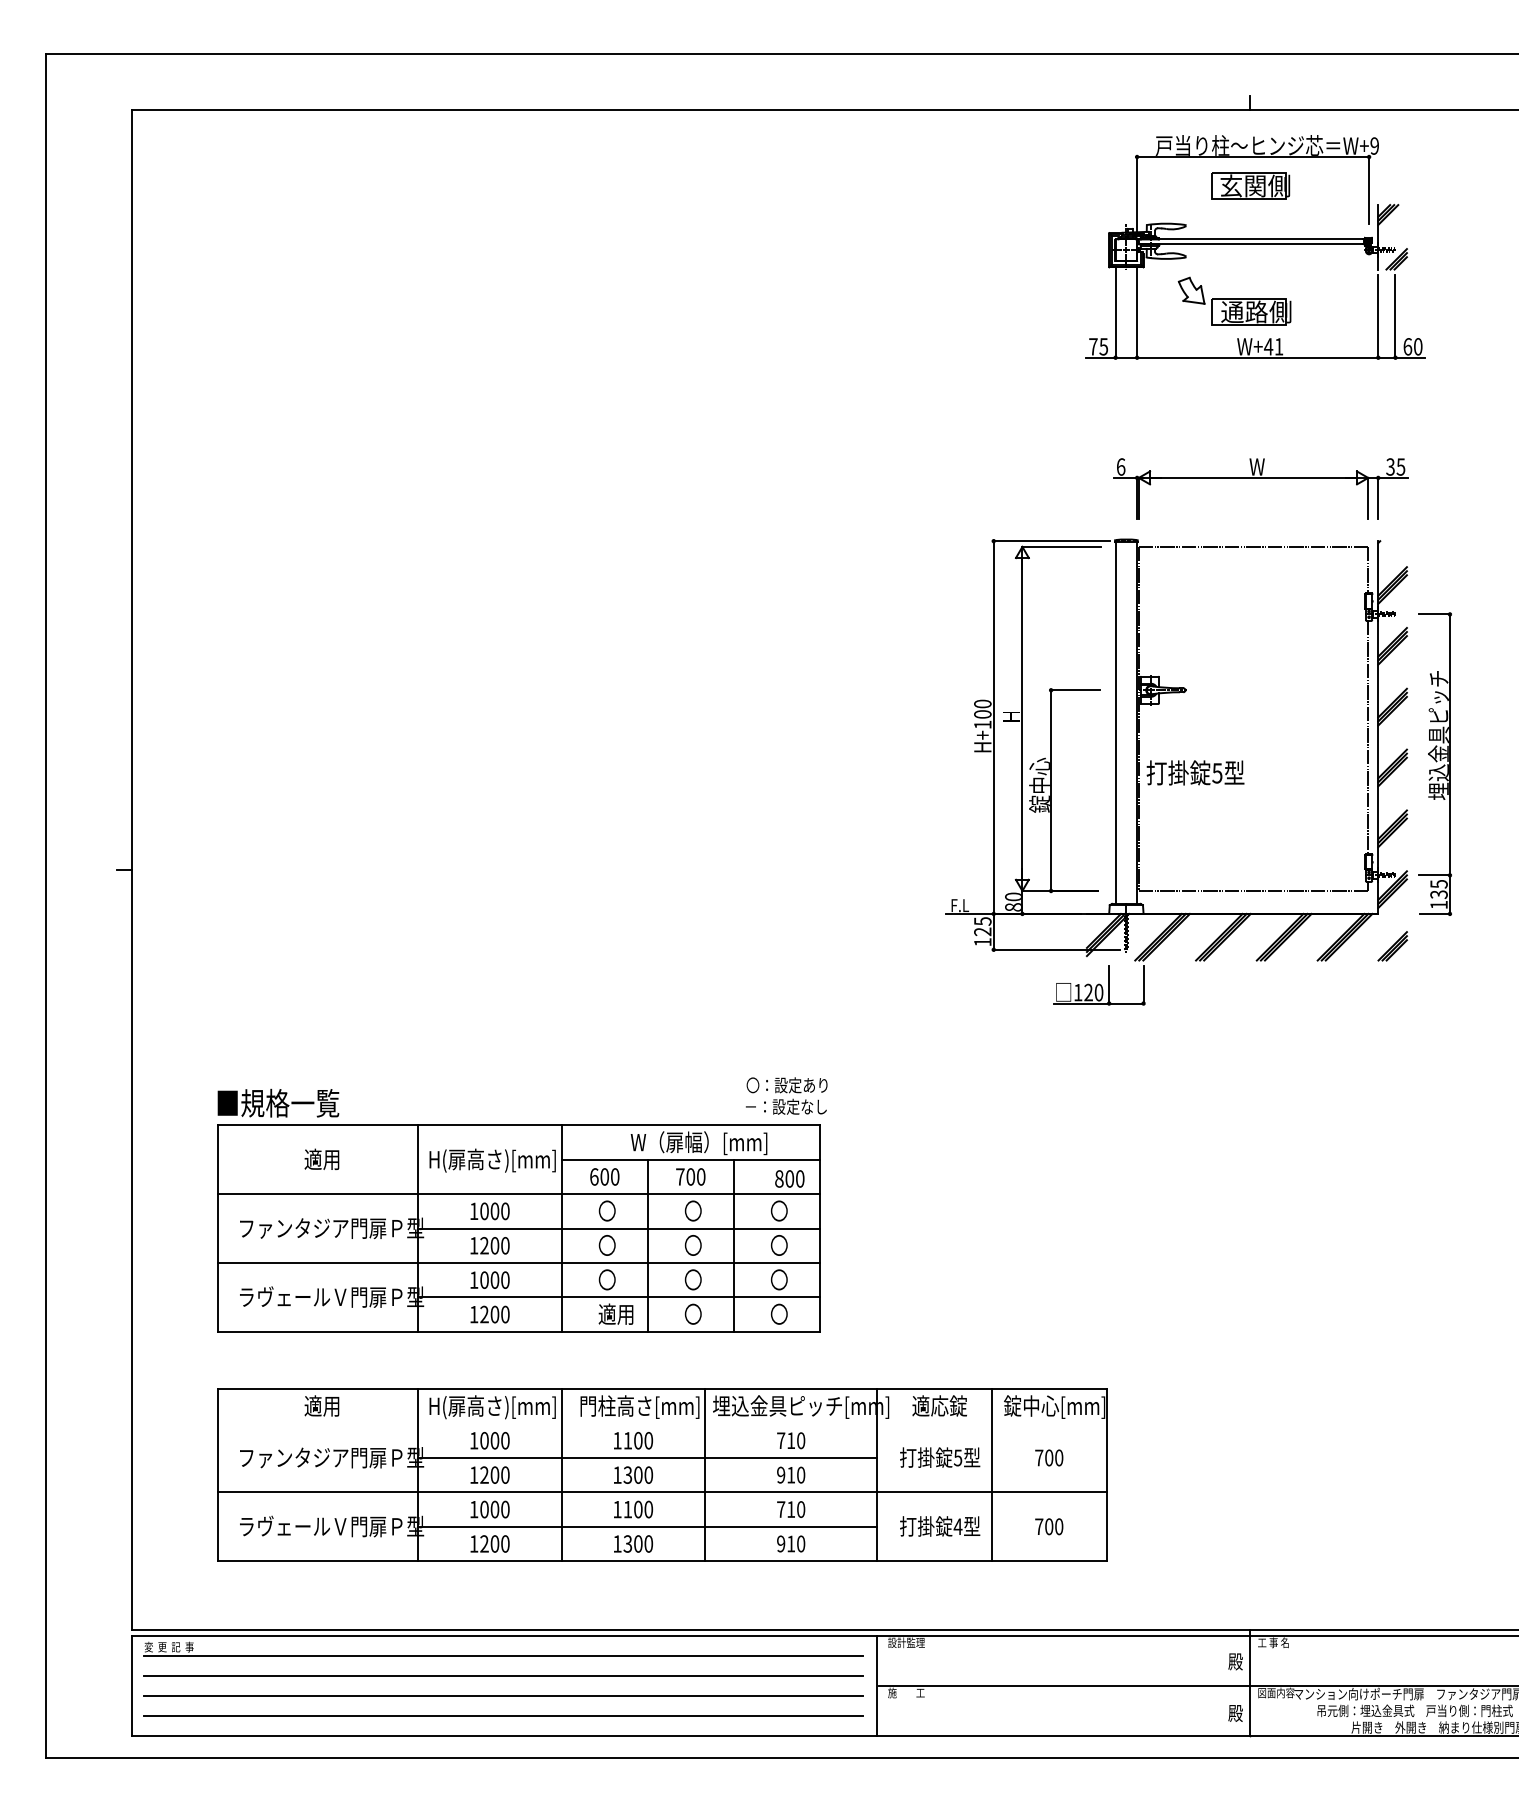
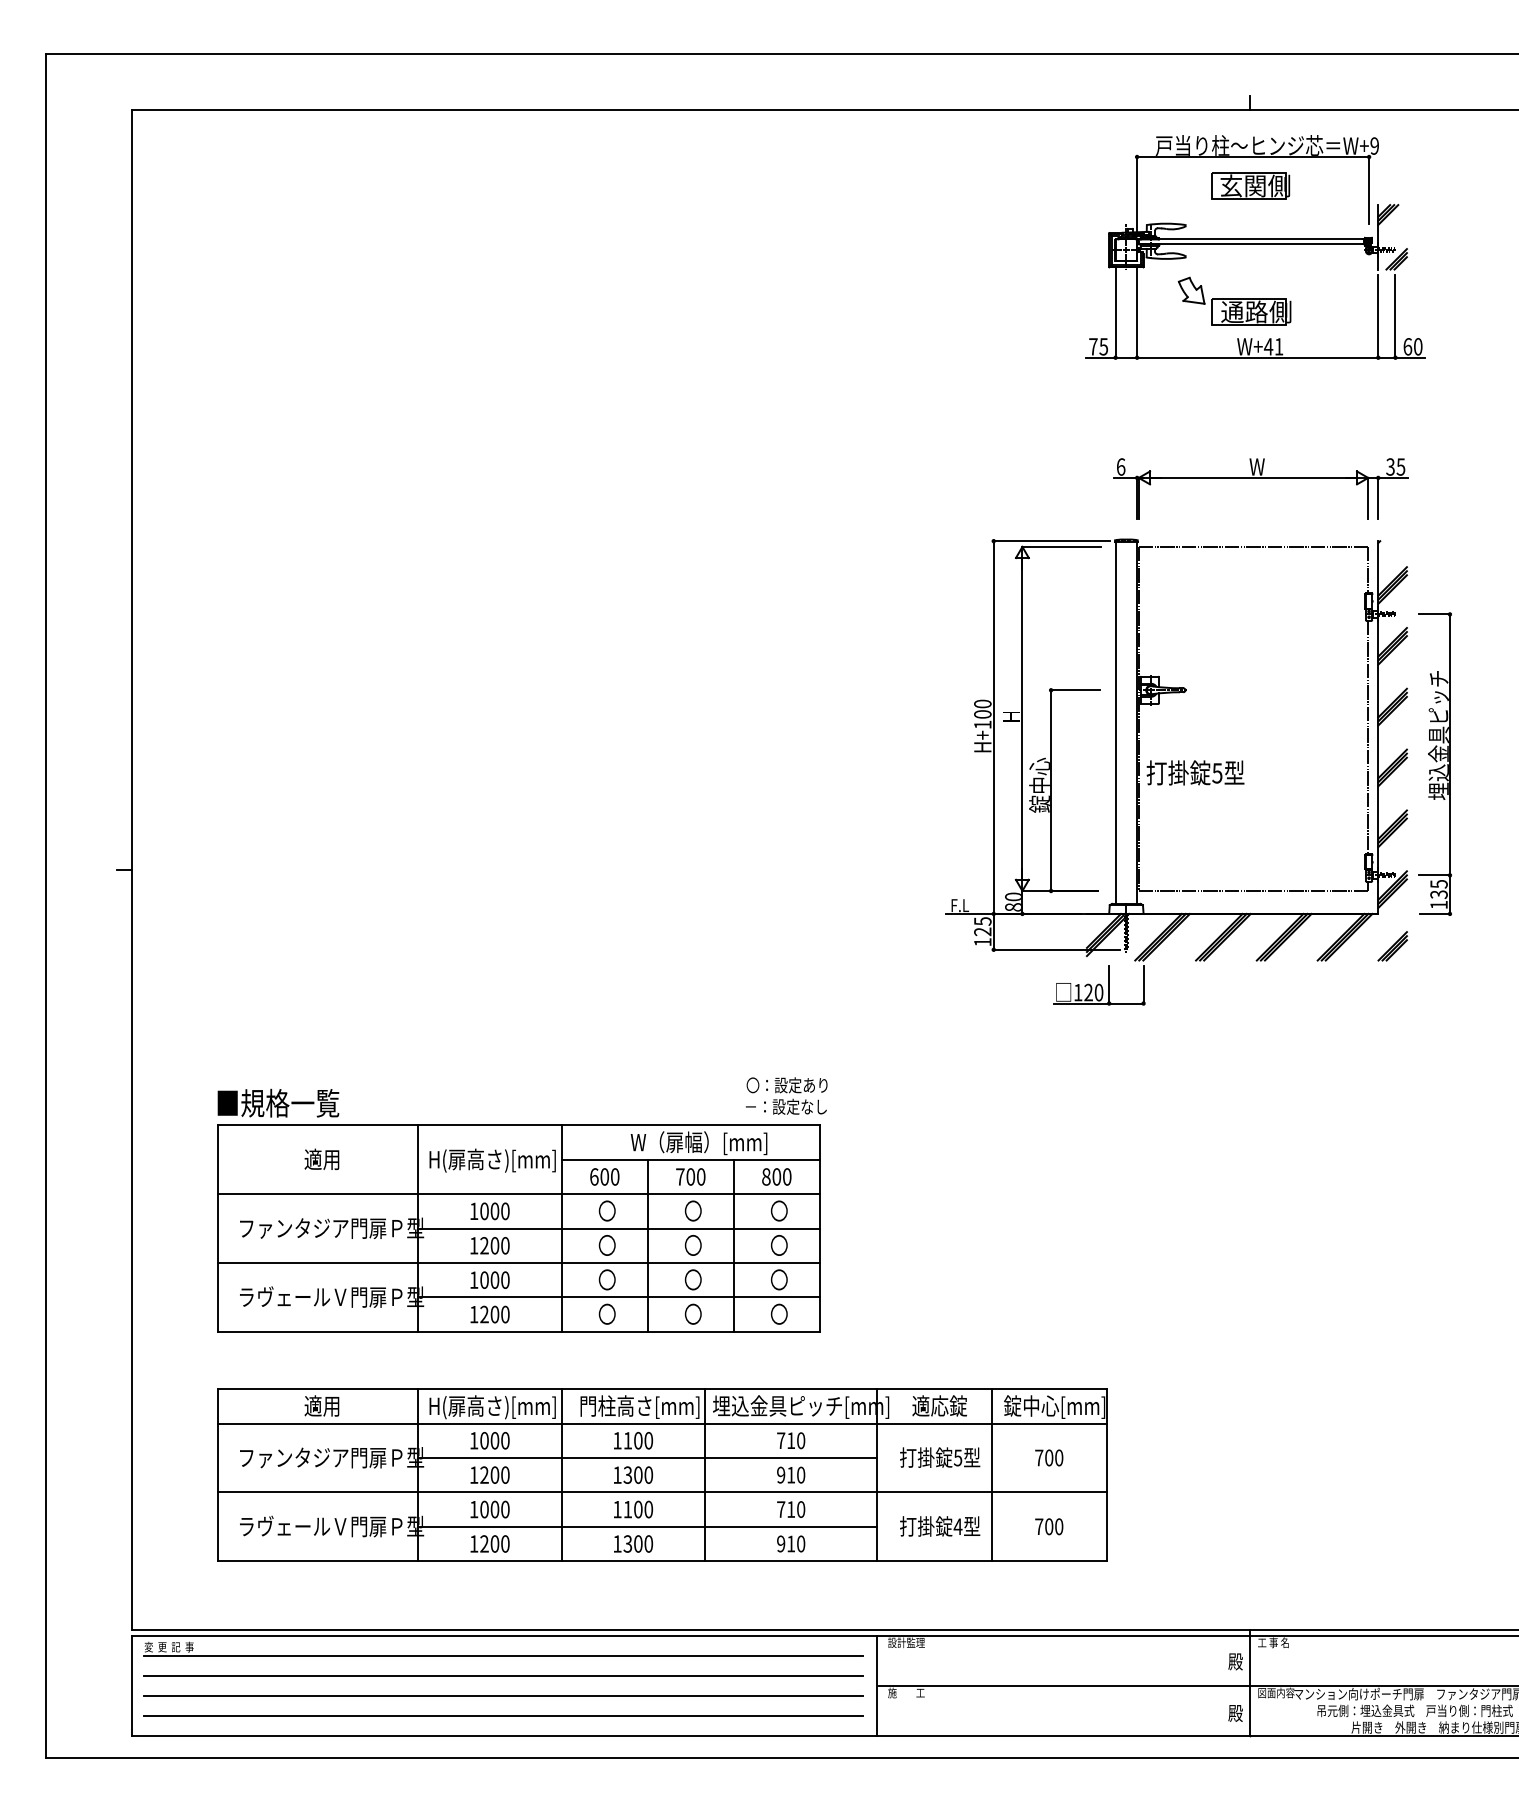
text position: (789, 1178) -> (776, 1176) (776, 1176)
text: 適用 -> 〇 (615, 1313)
line: none -> present (661, 1423)
